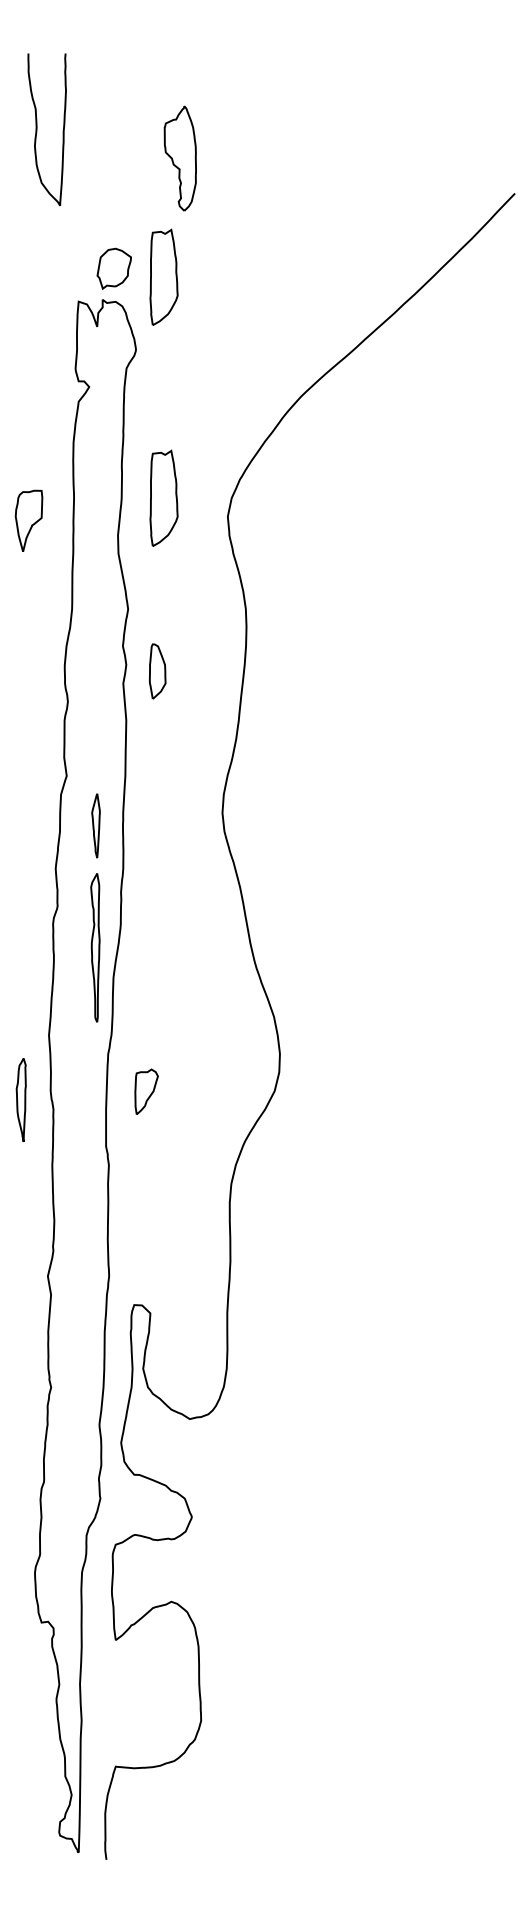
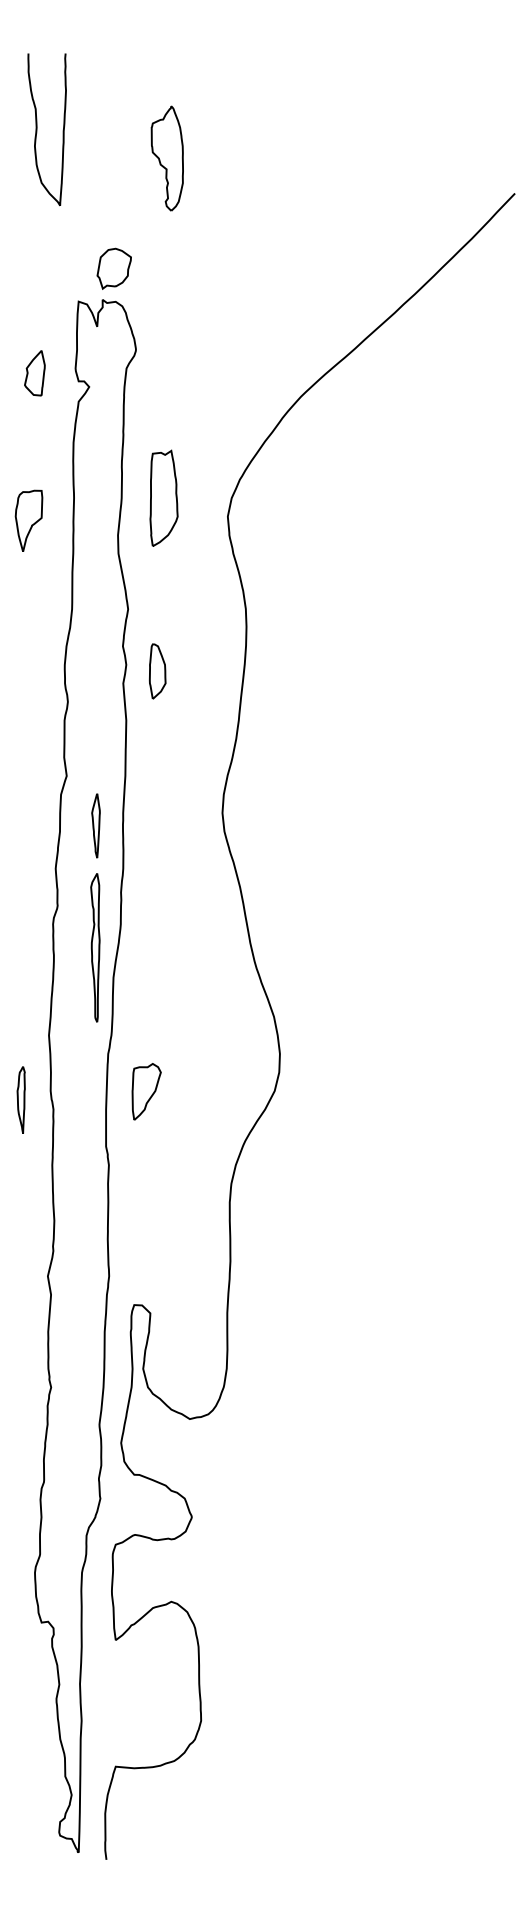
part position: (179, 158) -> (166, 158) (166, 158)
part: present -> none (163, 276)
part: none -> present (34, 373)
part size: 25x47 px -> 31x58 px (146, 1091)
part size: 12x84 px -> 10x68 px (20, 1099)
